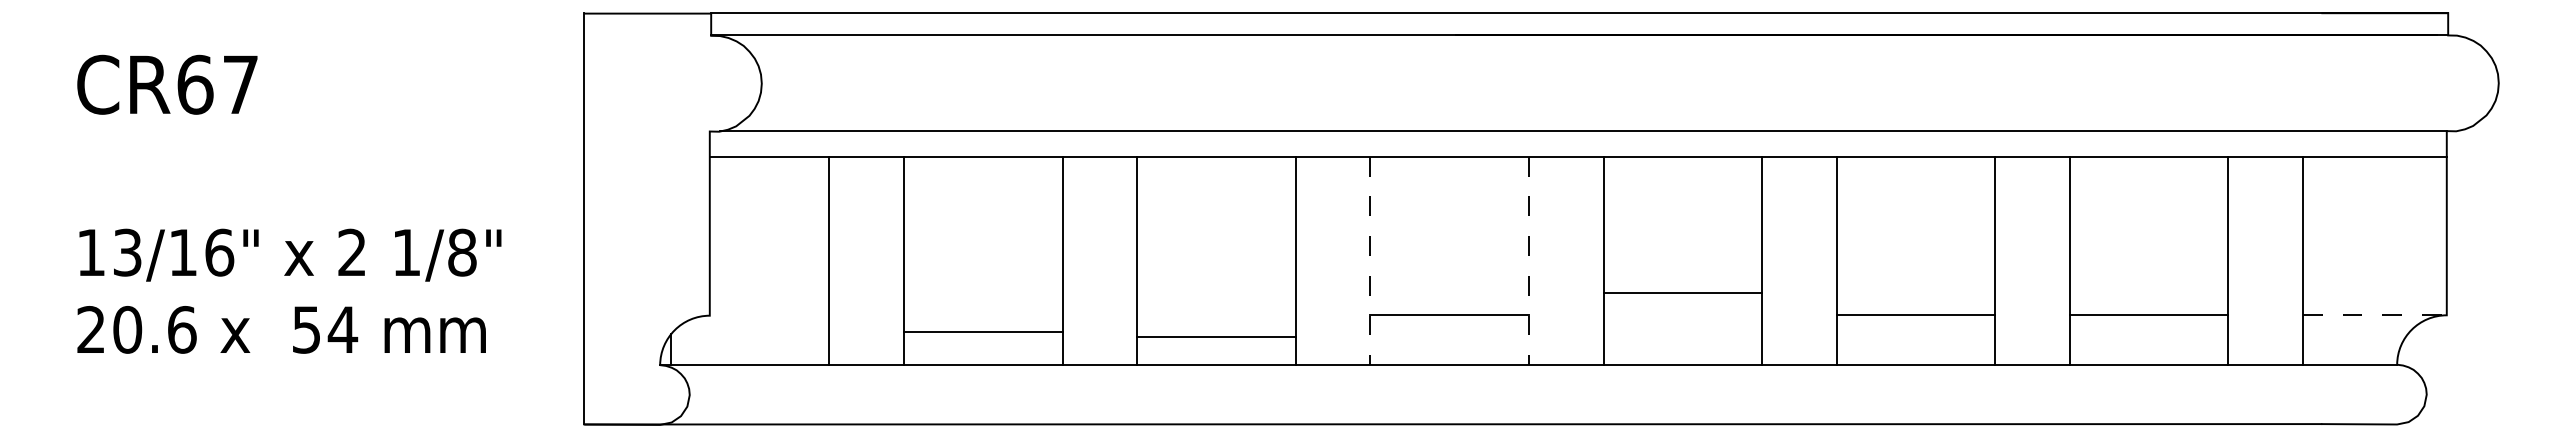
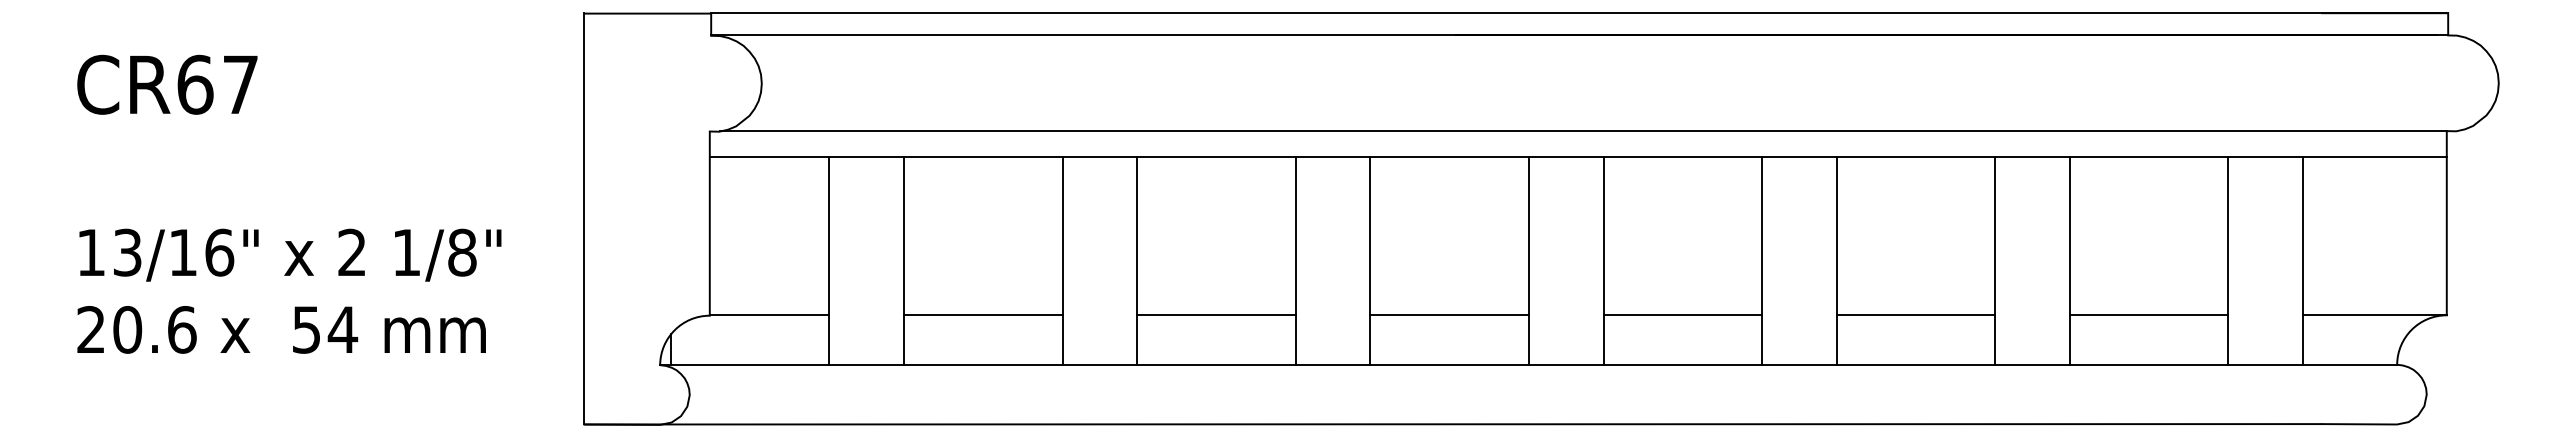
line: dashed -> solid (1369, 261)
line: dashed -> solid (1529, 261)
line position: (1682, 293) -> (1682, 315) (1682, 315)
line: none -> present (769, 315)
line: dashed -> solid (2374, 315)
line position: (982, 332) -> (982, 315) (982, 315)
line position: (1215, 337) -> (1215, 315) (1215, 315)
